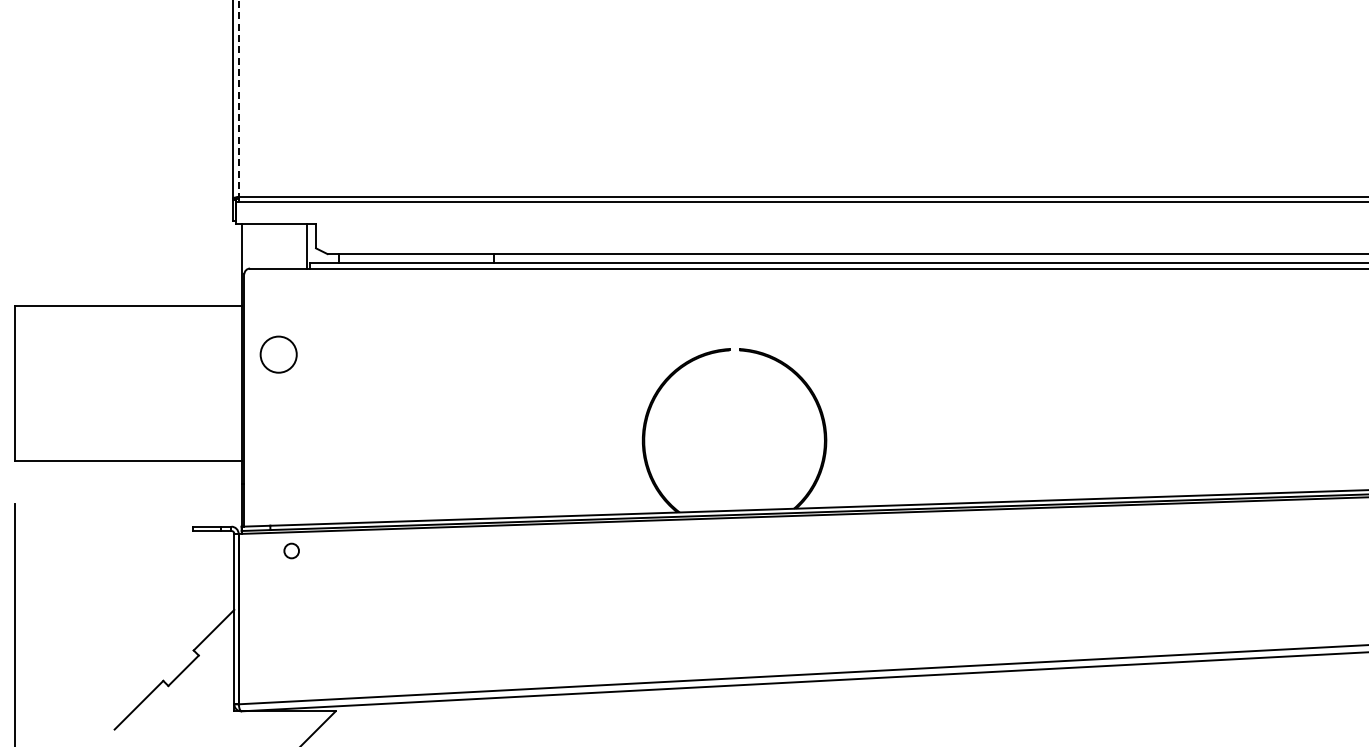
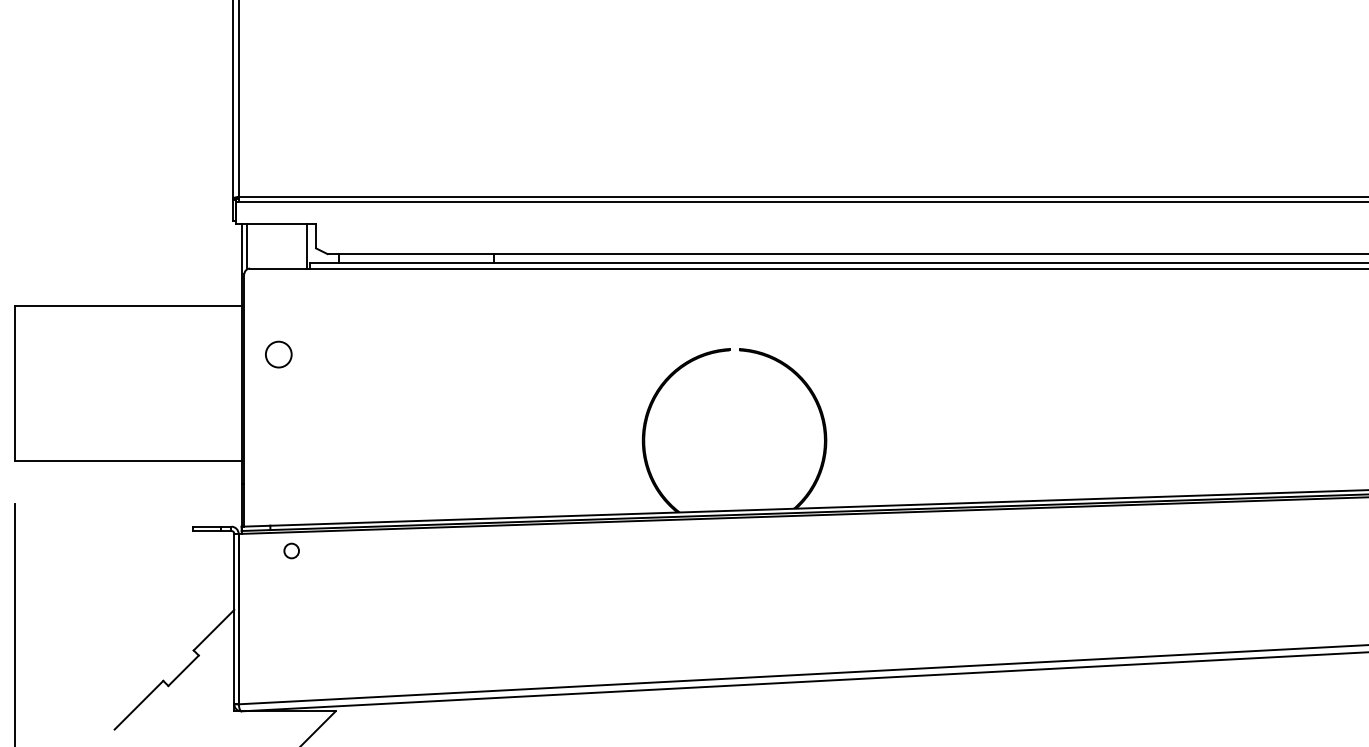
line: dashed -> solid (238, 98)
line: none -> present (247, 246)
circle size: 39x39 px -> 28x29 px (278, 354)
